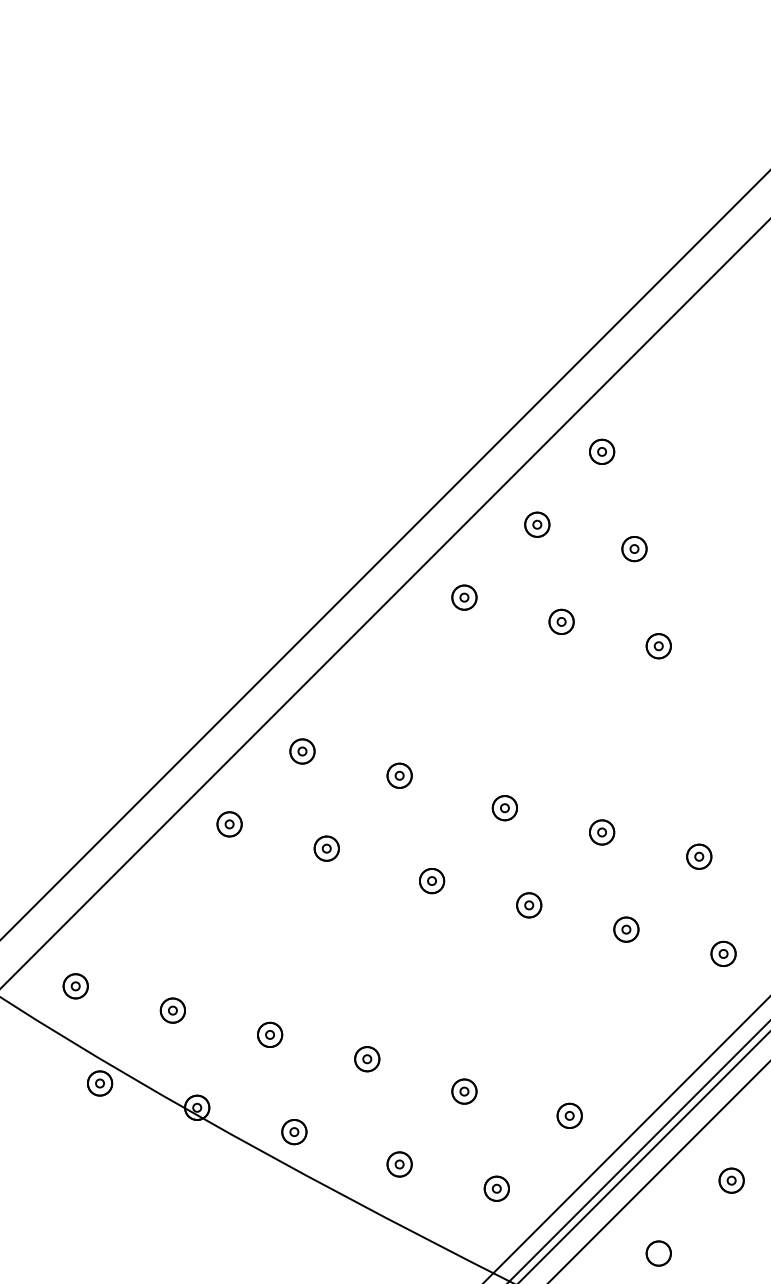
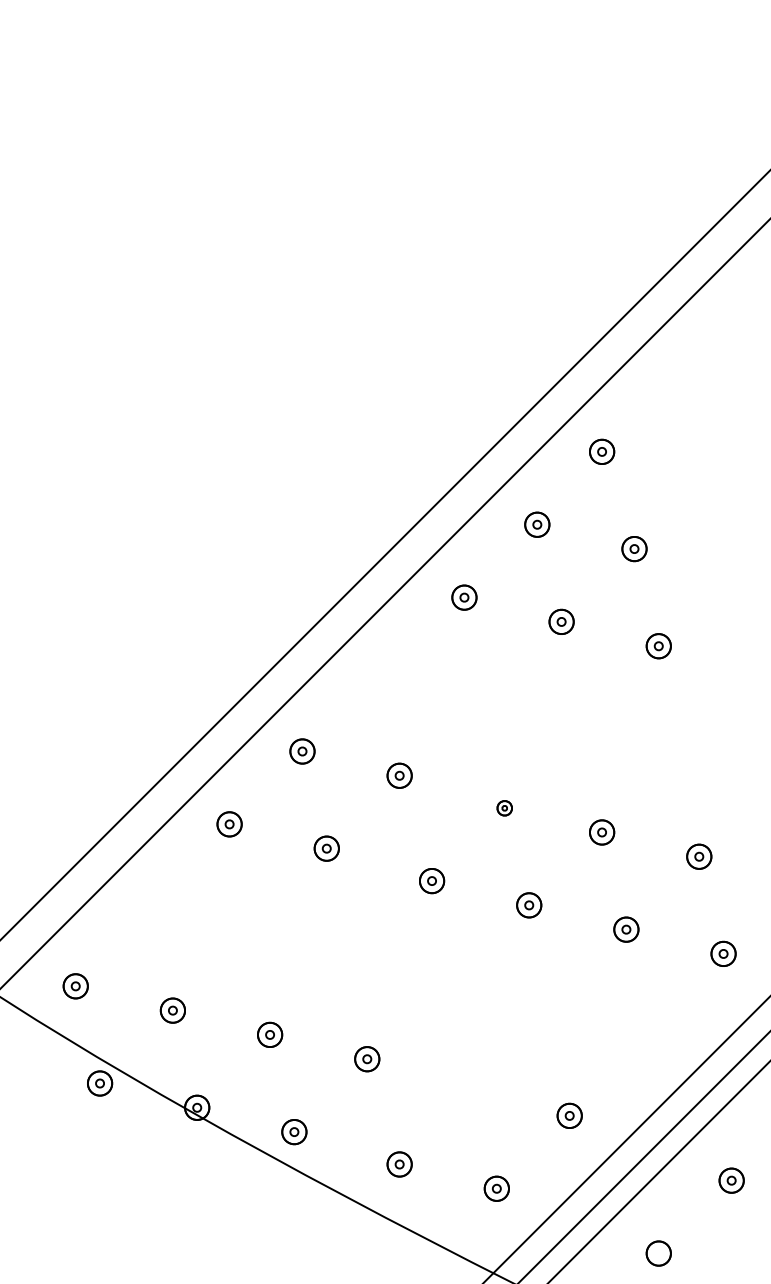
part size: 27x27 px -> 17x17 px (504, 808)
part: present -> none (464, 1091)
line: present -> none (638, 1151)
